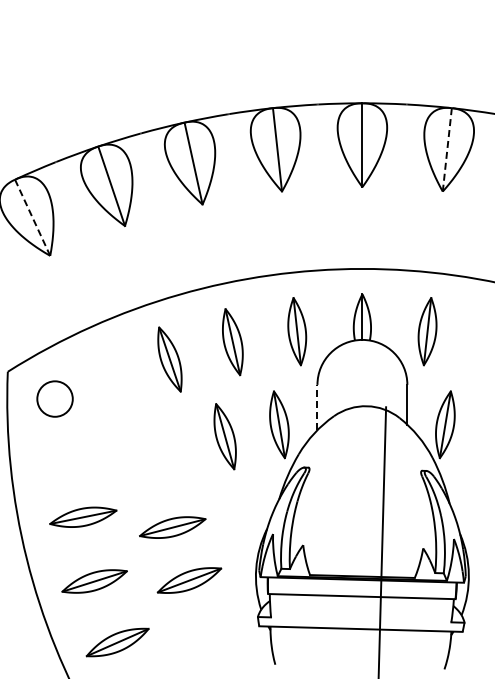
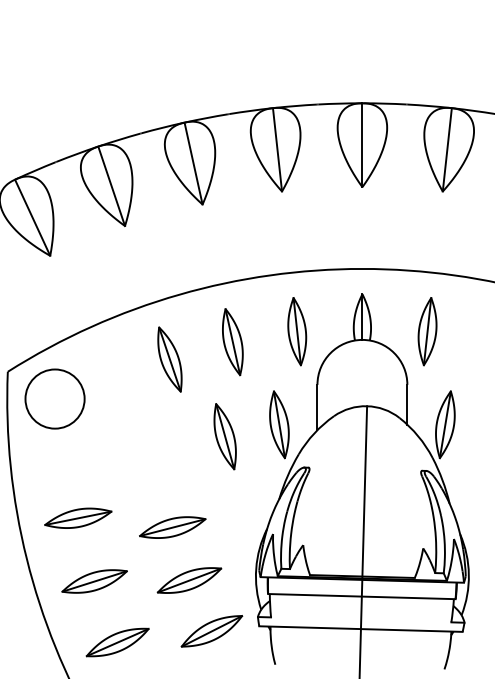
line: dashed -> solid (447, 149)
line: dashed -> solid (32, 217)
circle diameter: 35 px -> 59 px (54, 398)
line: dashed -> solid (317, 407)
part position: (83, 516) -> (78, 517) (78, 517)
line position: (382, 541) -> (363, 540) (363, 540)
part: none -> present (211, 631)
